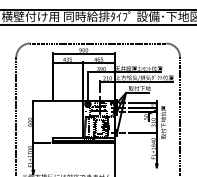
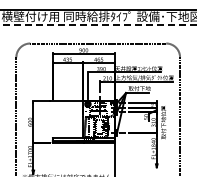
line: solid -> dashed (98, 25)
